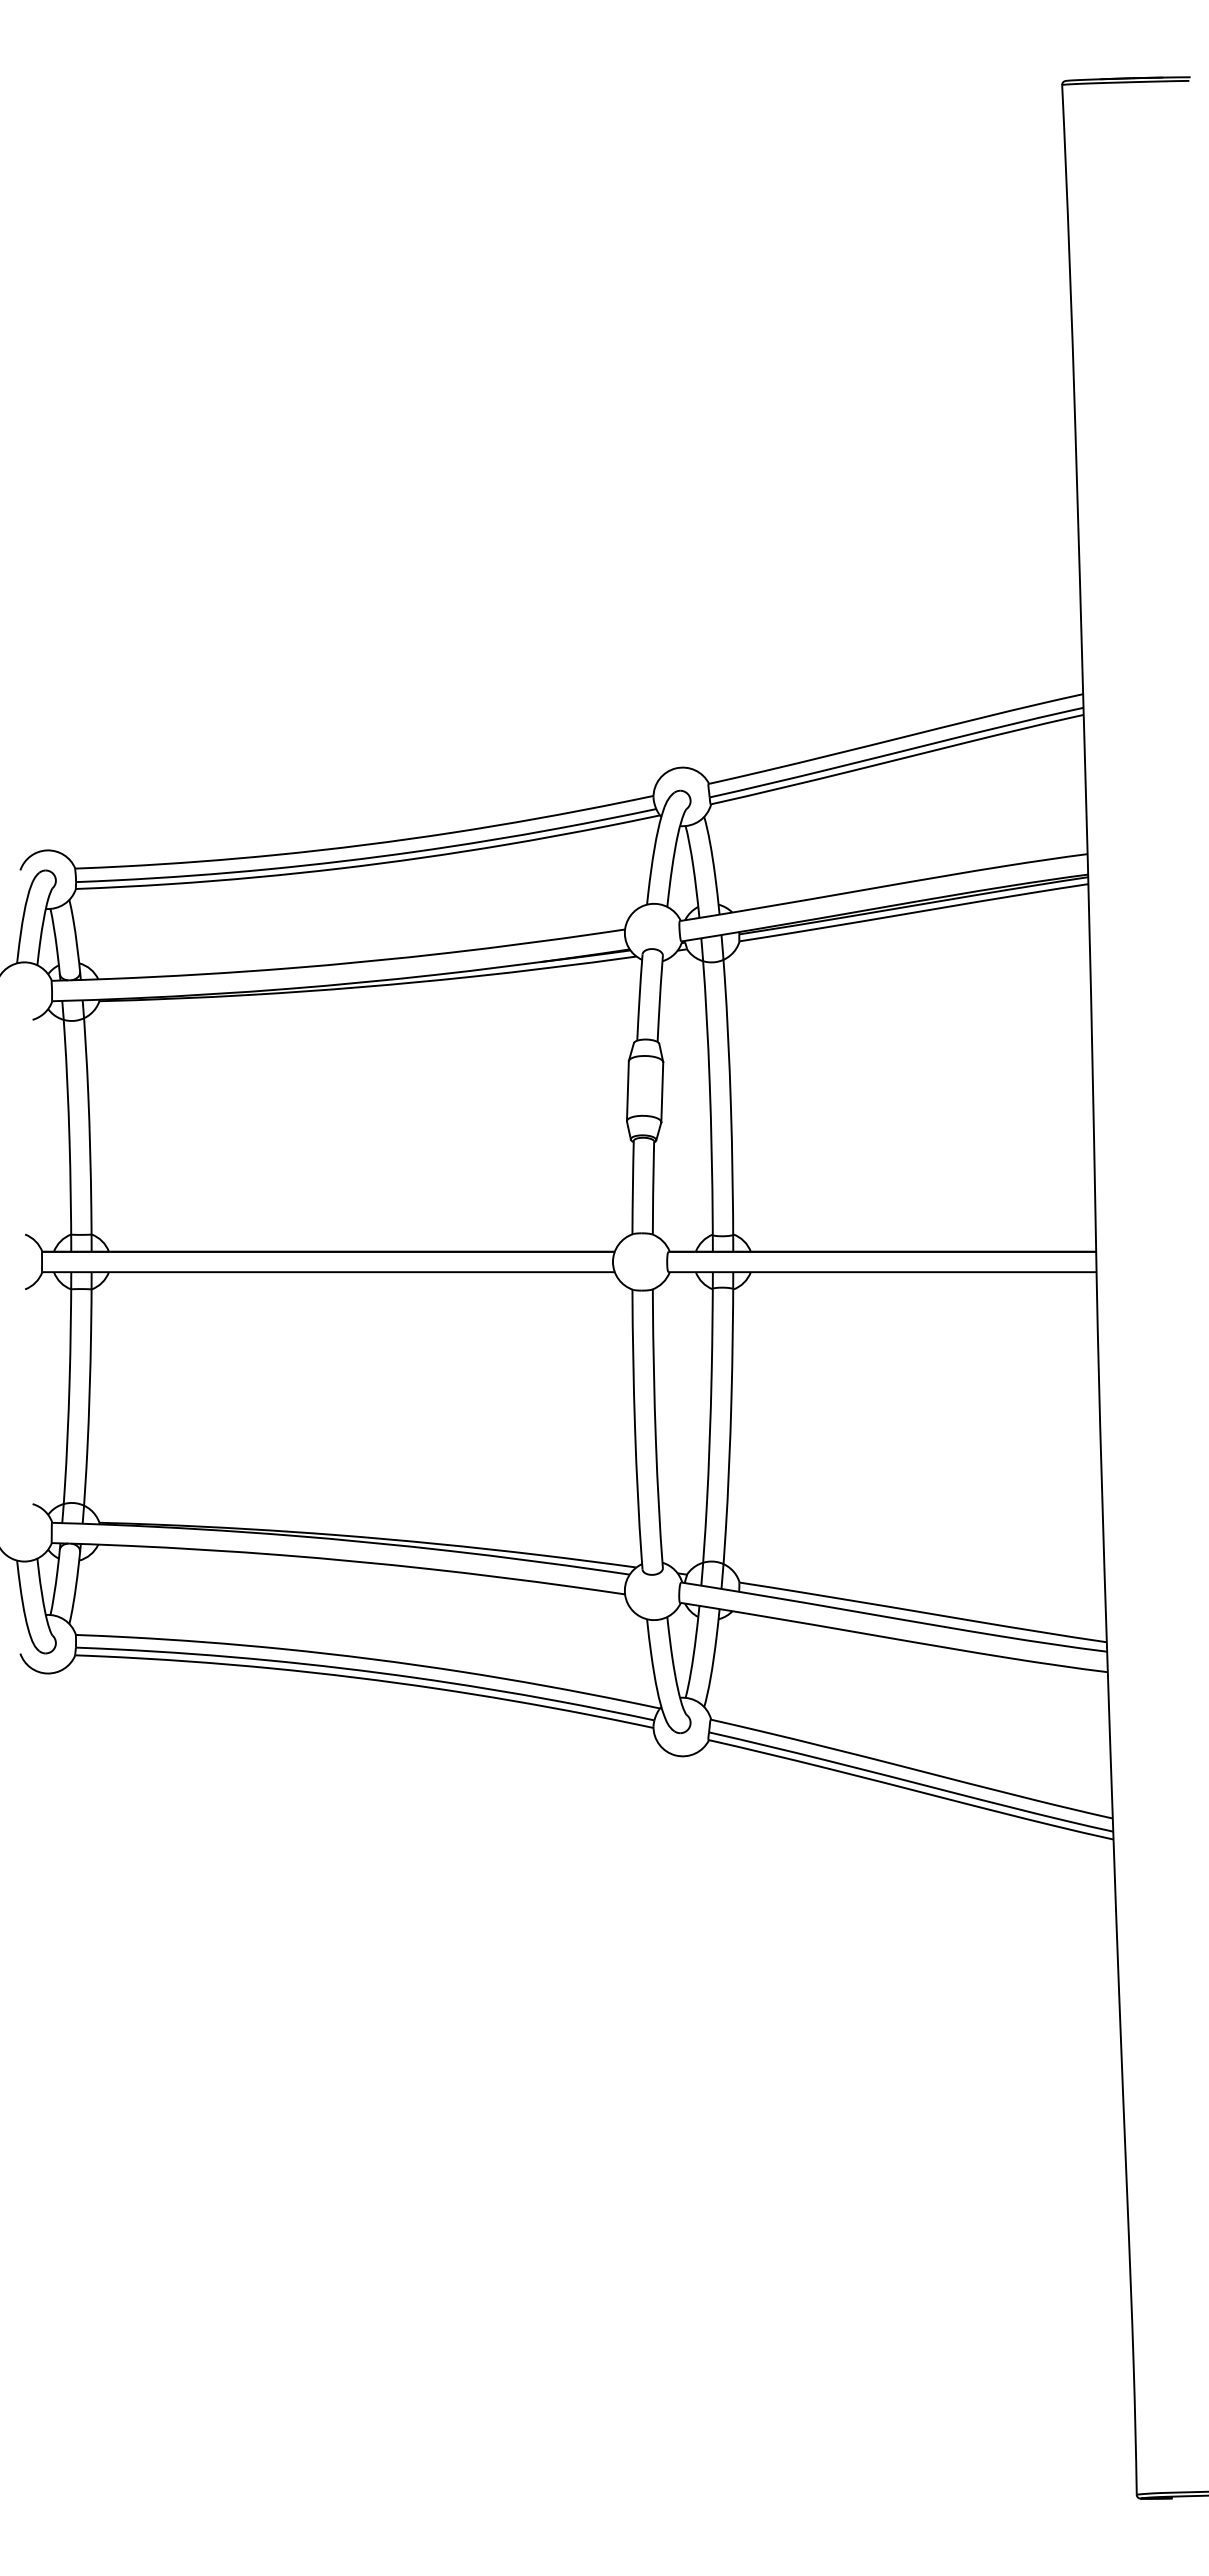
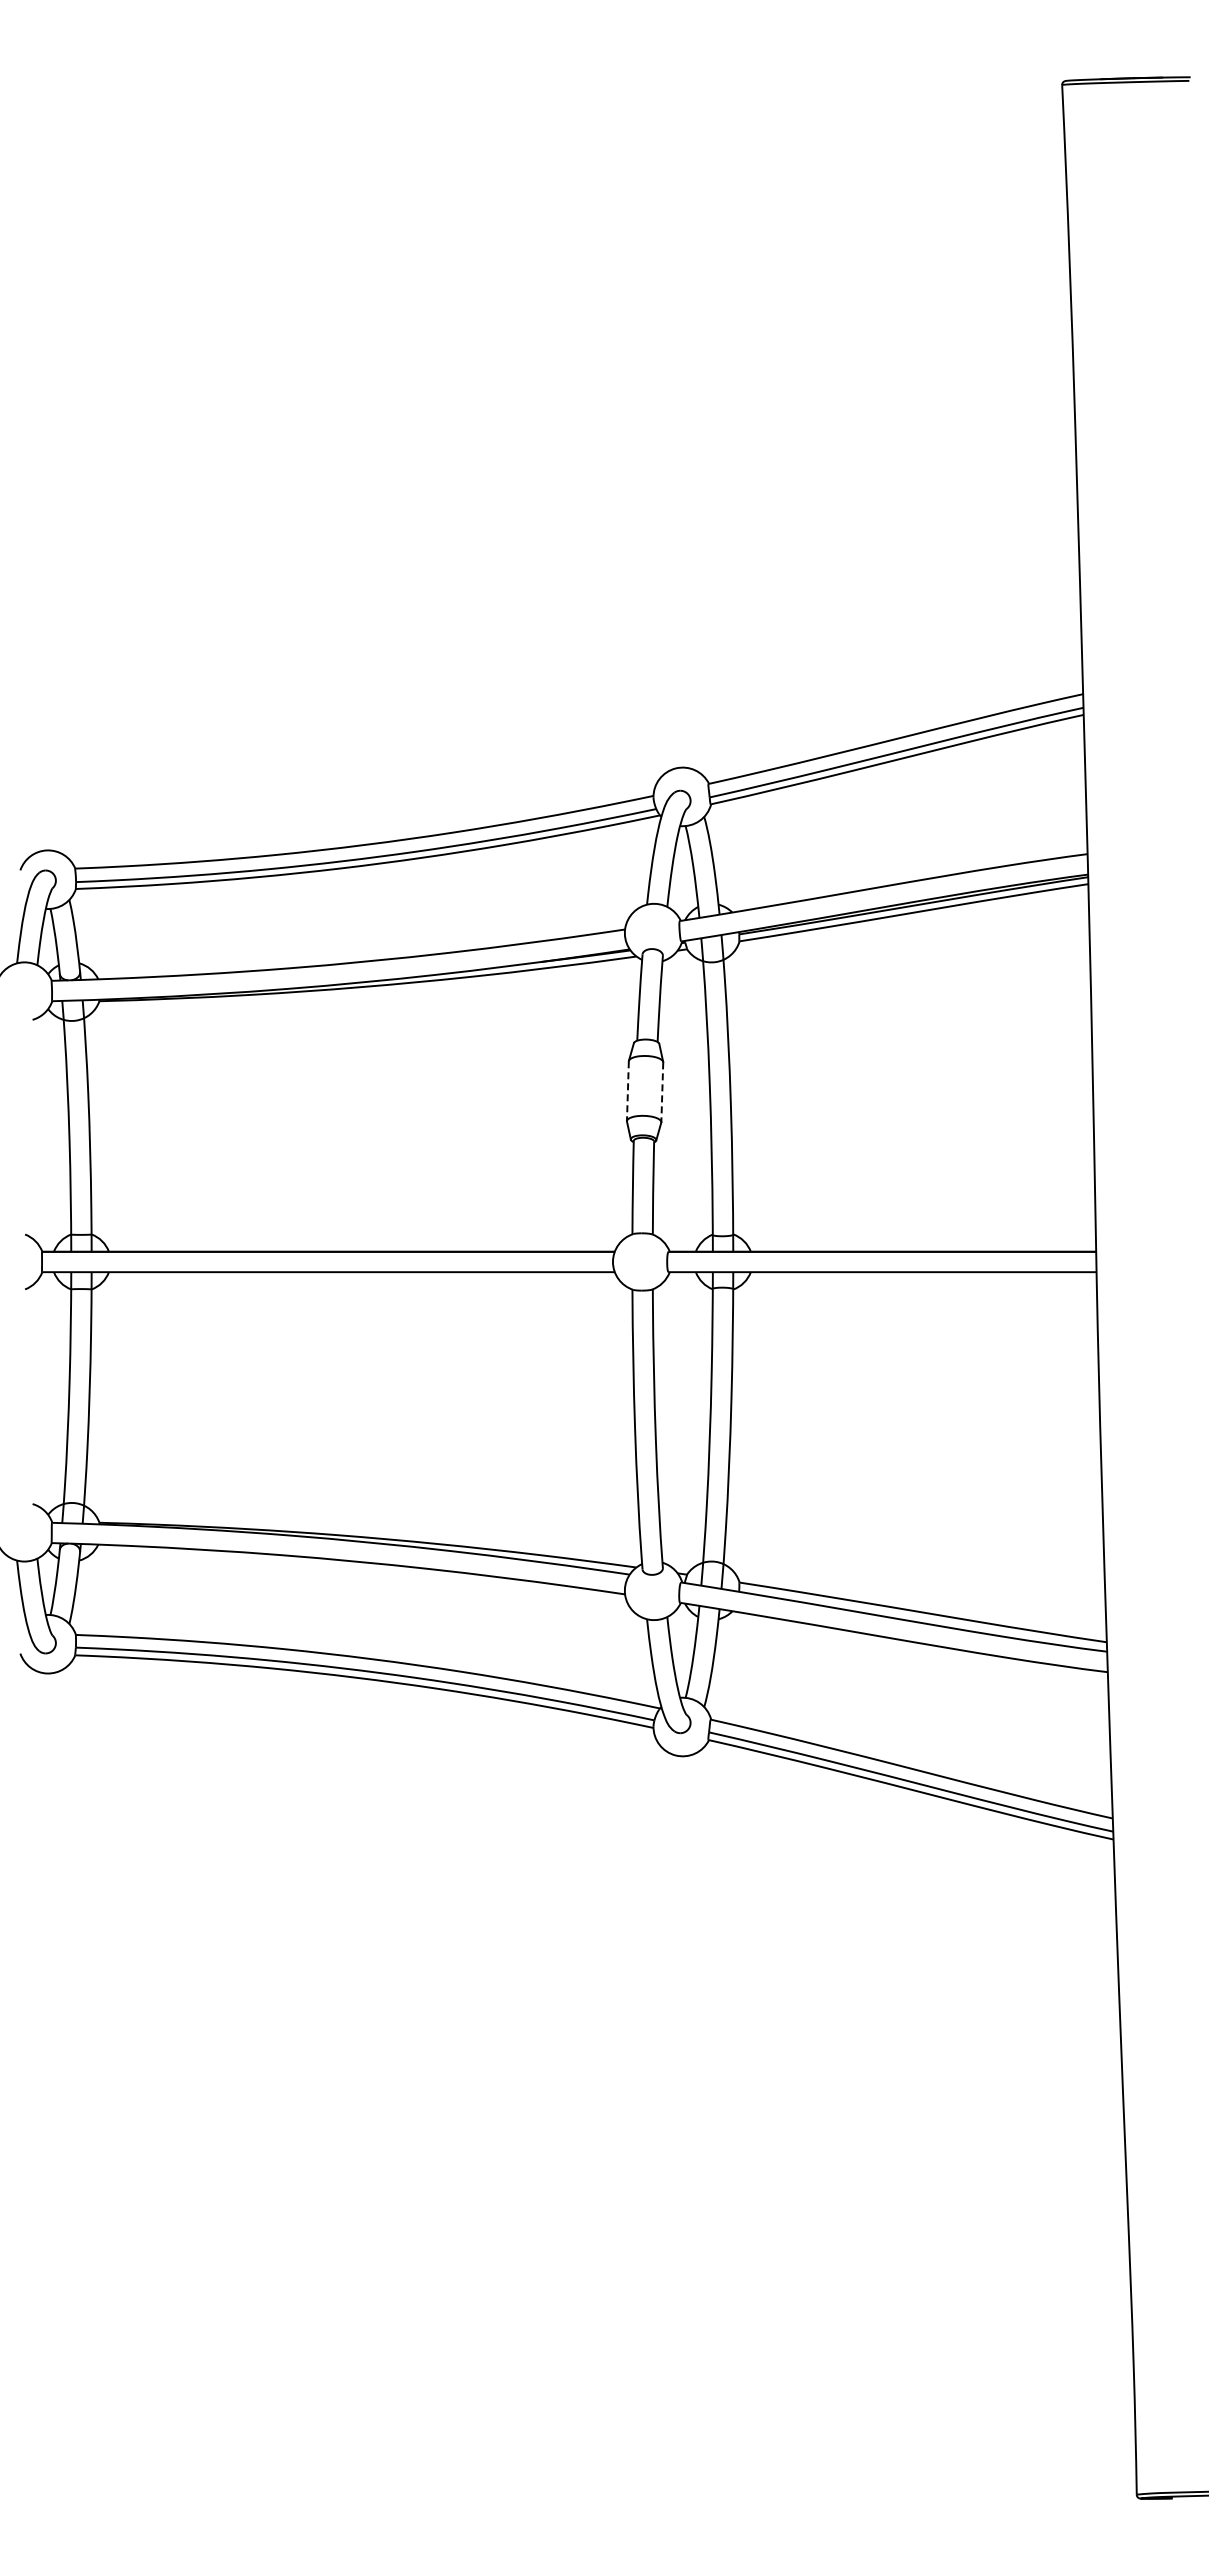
line: solid -> dashed (627, 1091)
line: solid -> dashed (662, 1092)
